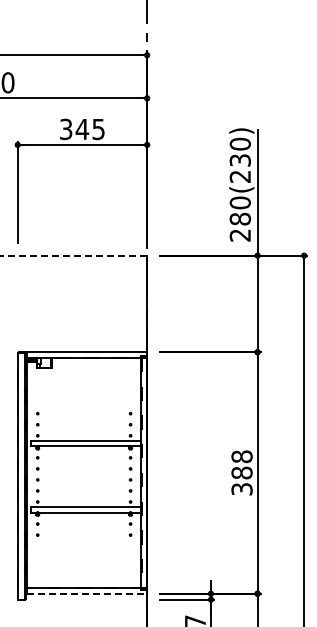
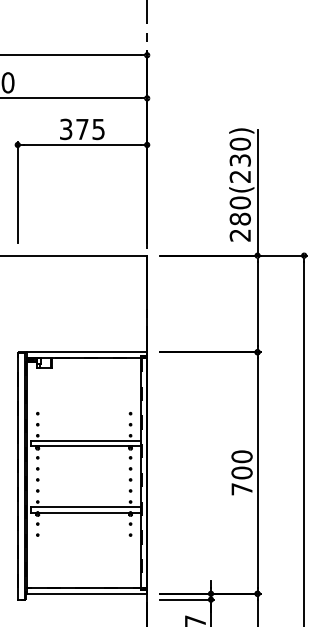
text: 345 -> 375 (82, 129)
line: dashed -> solid (73, 255)
text: 388 -> 700 (241, 472)
line: dashed -> solid (87, 593)
